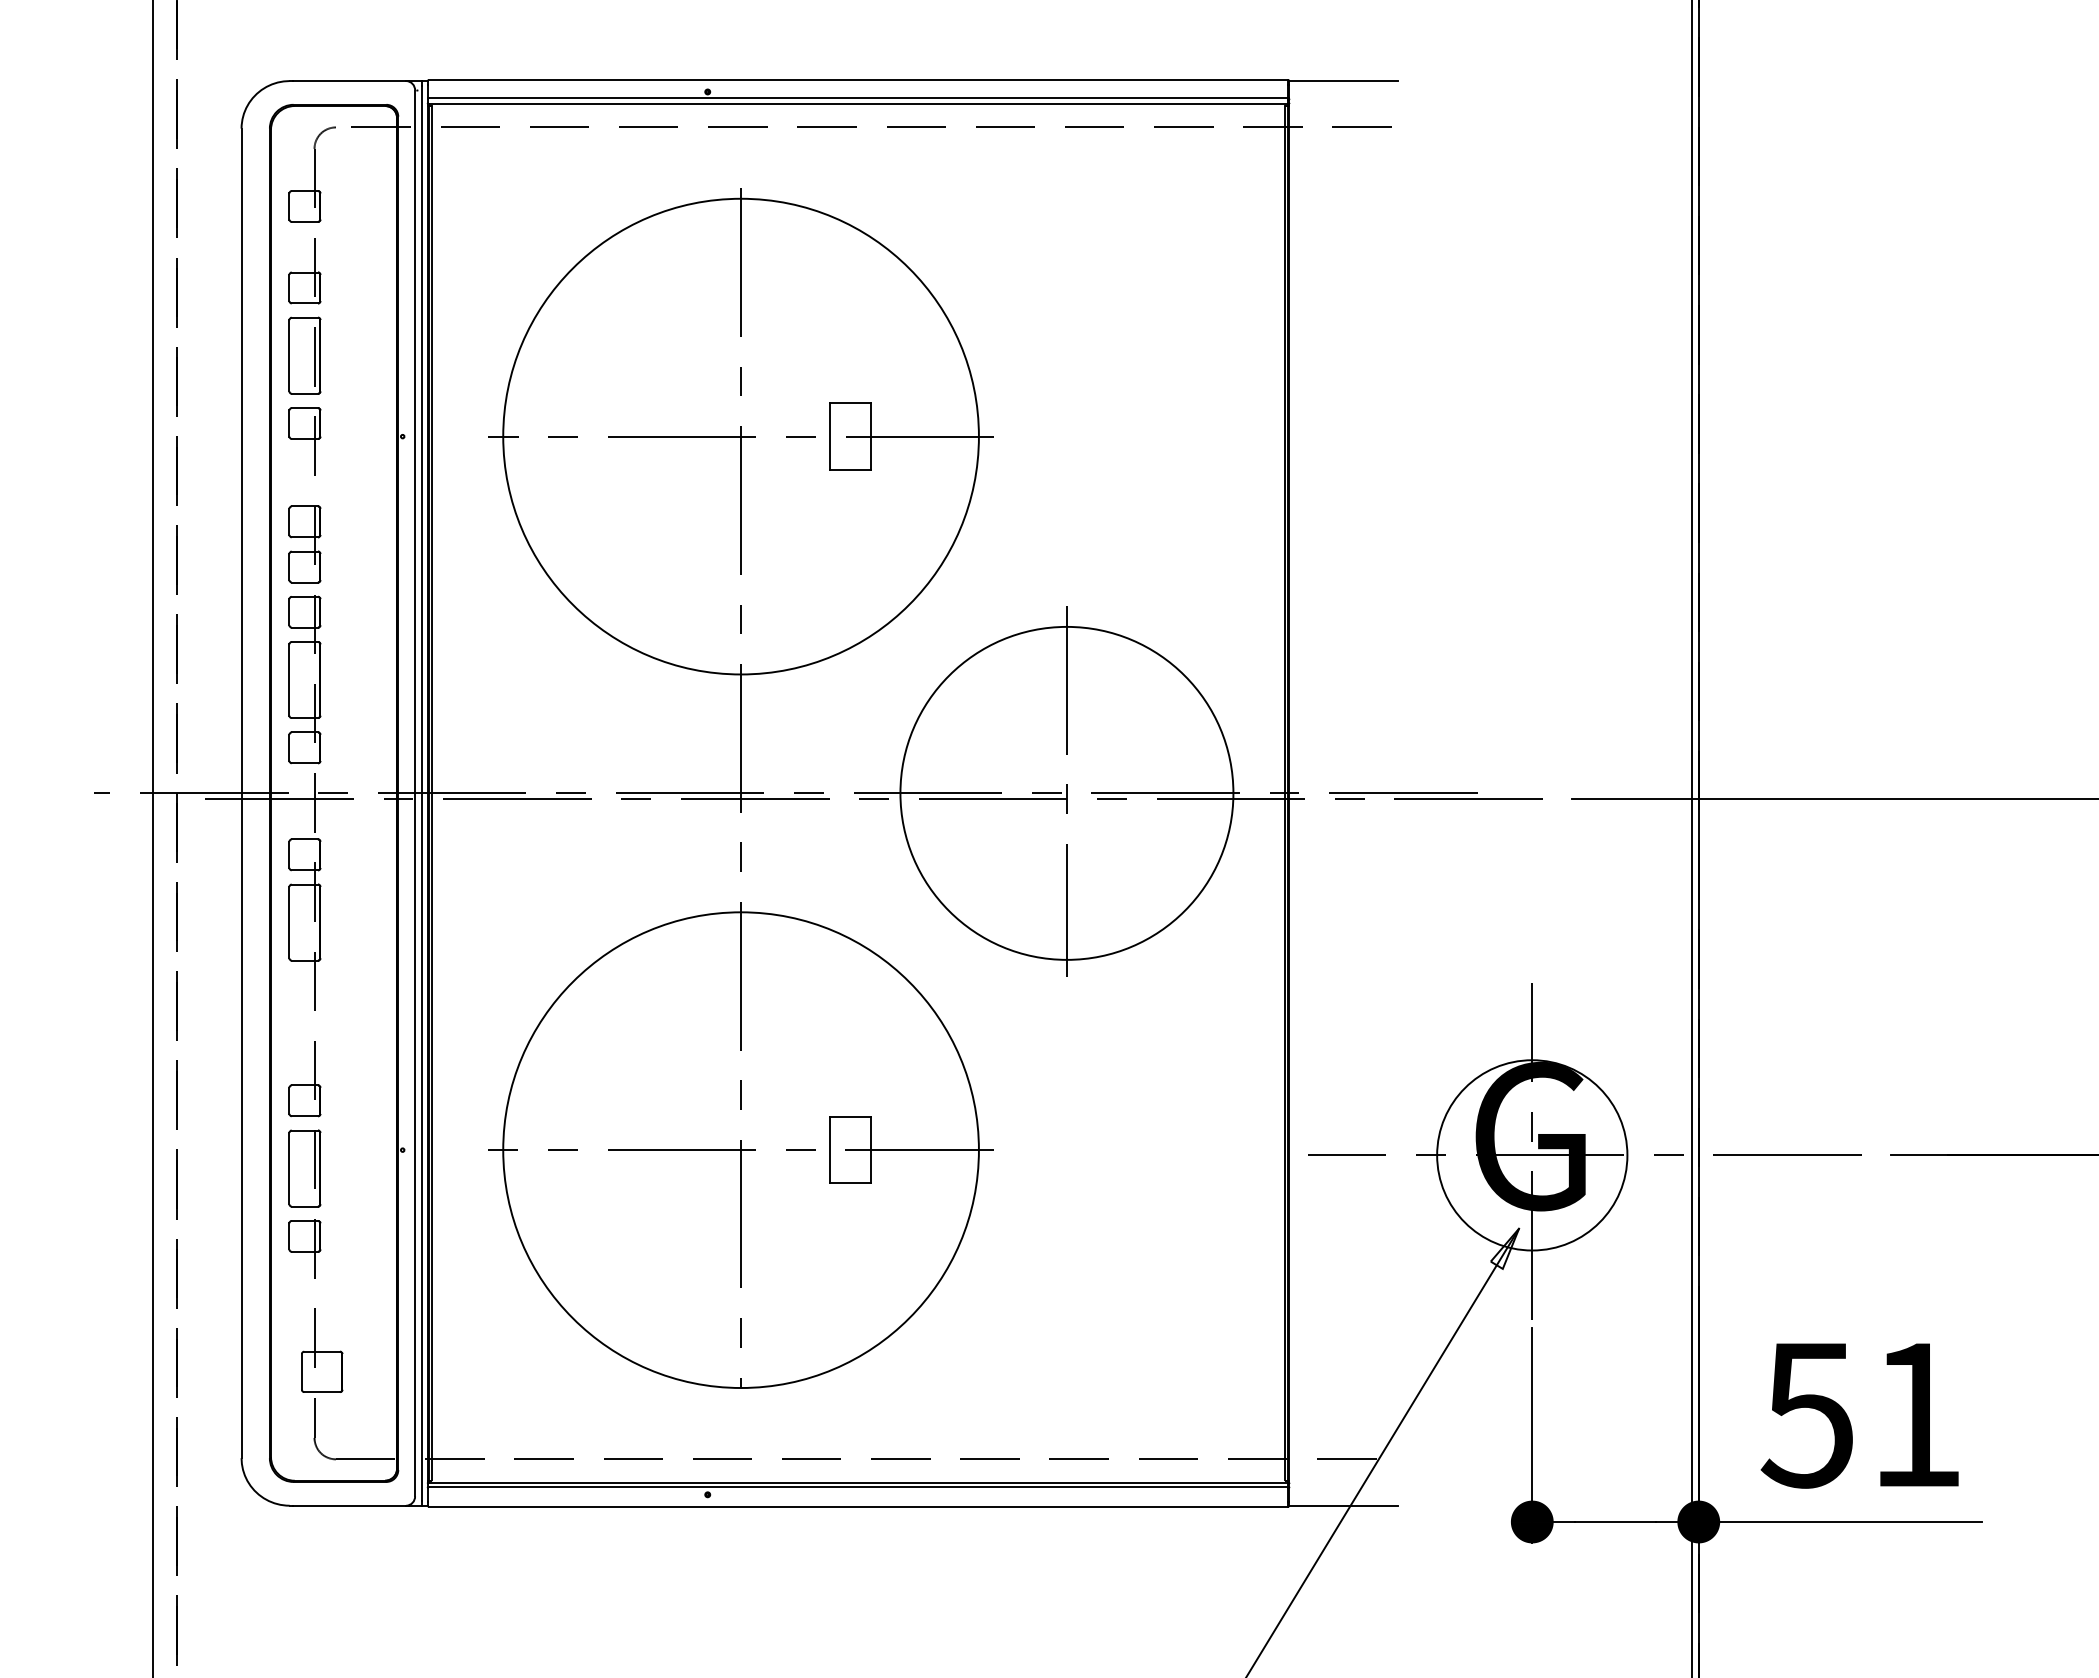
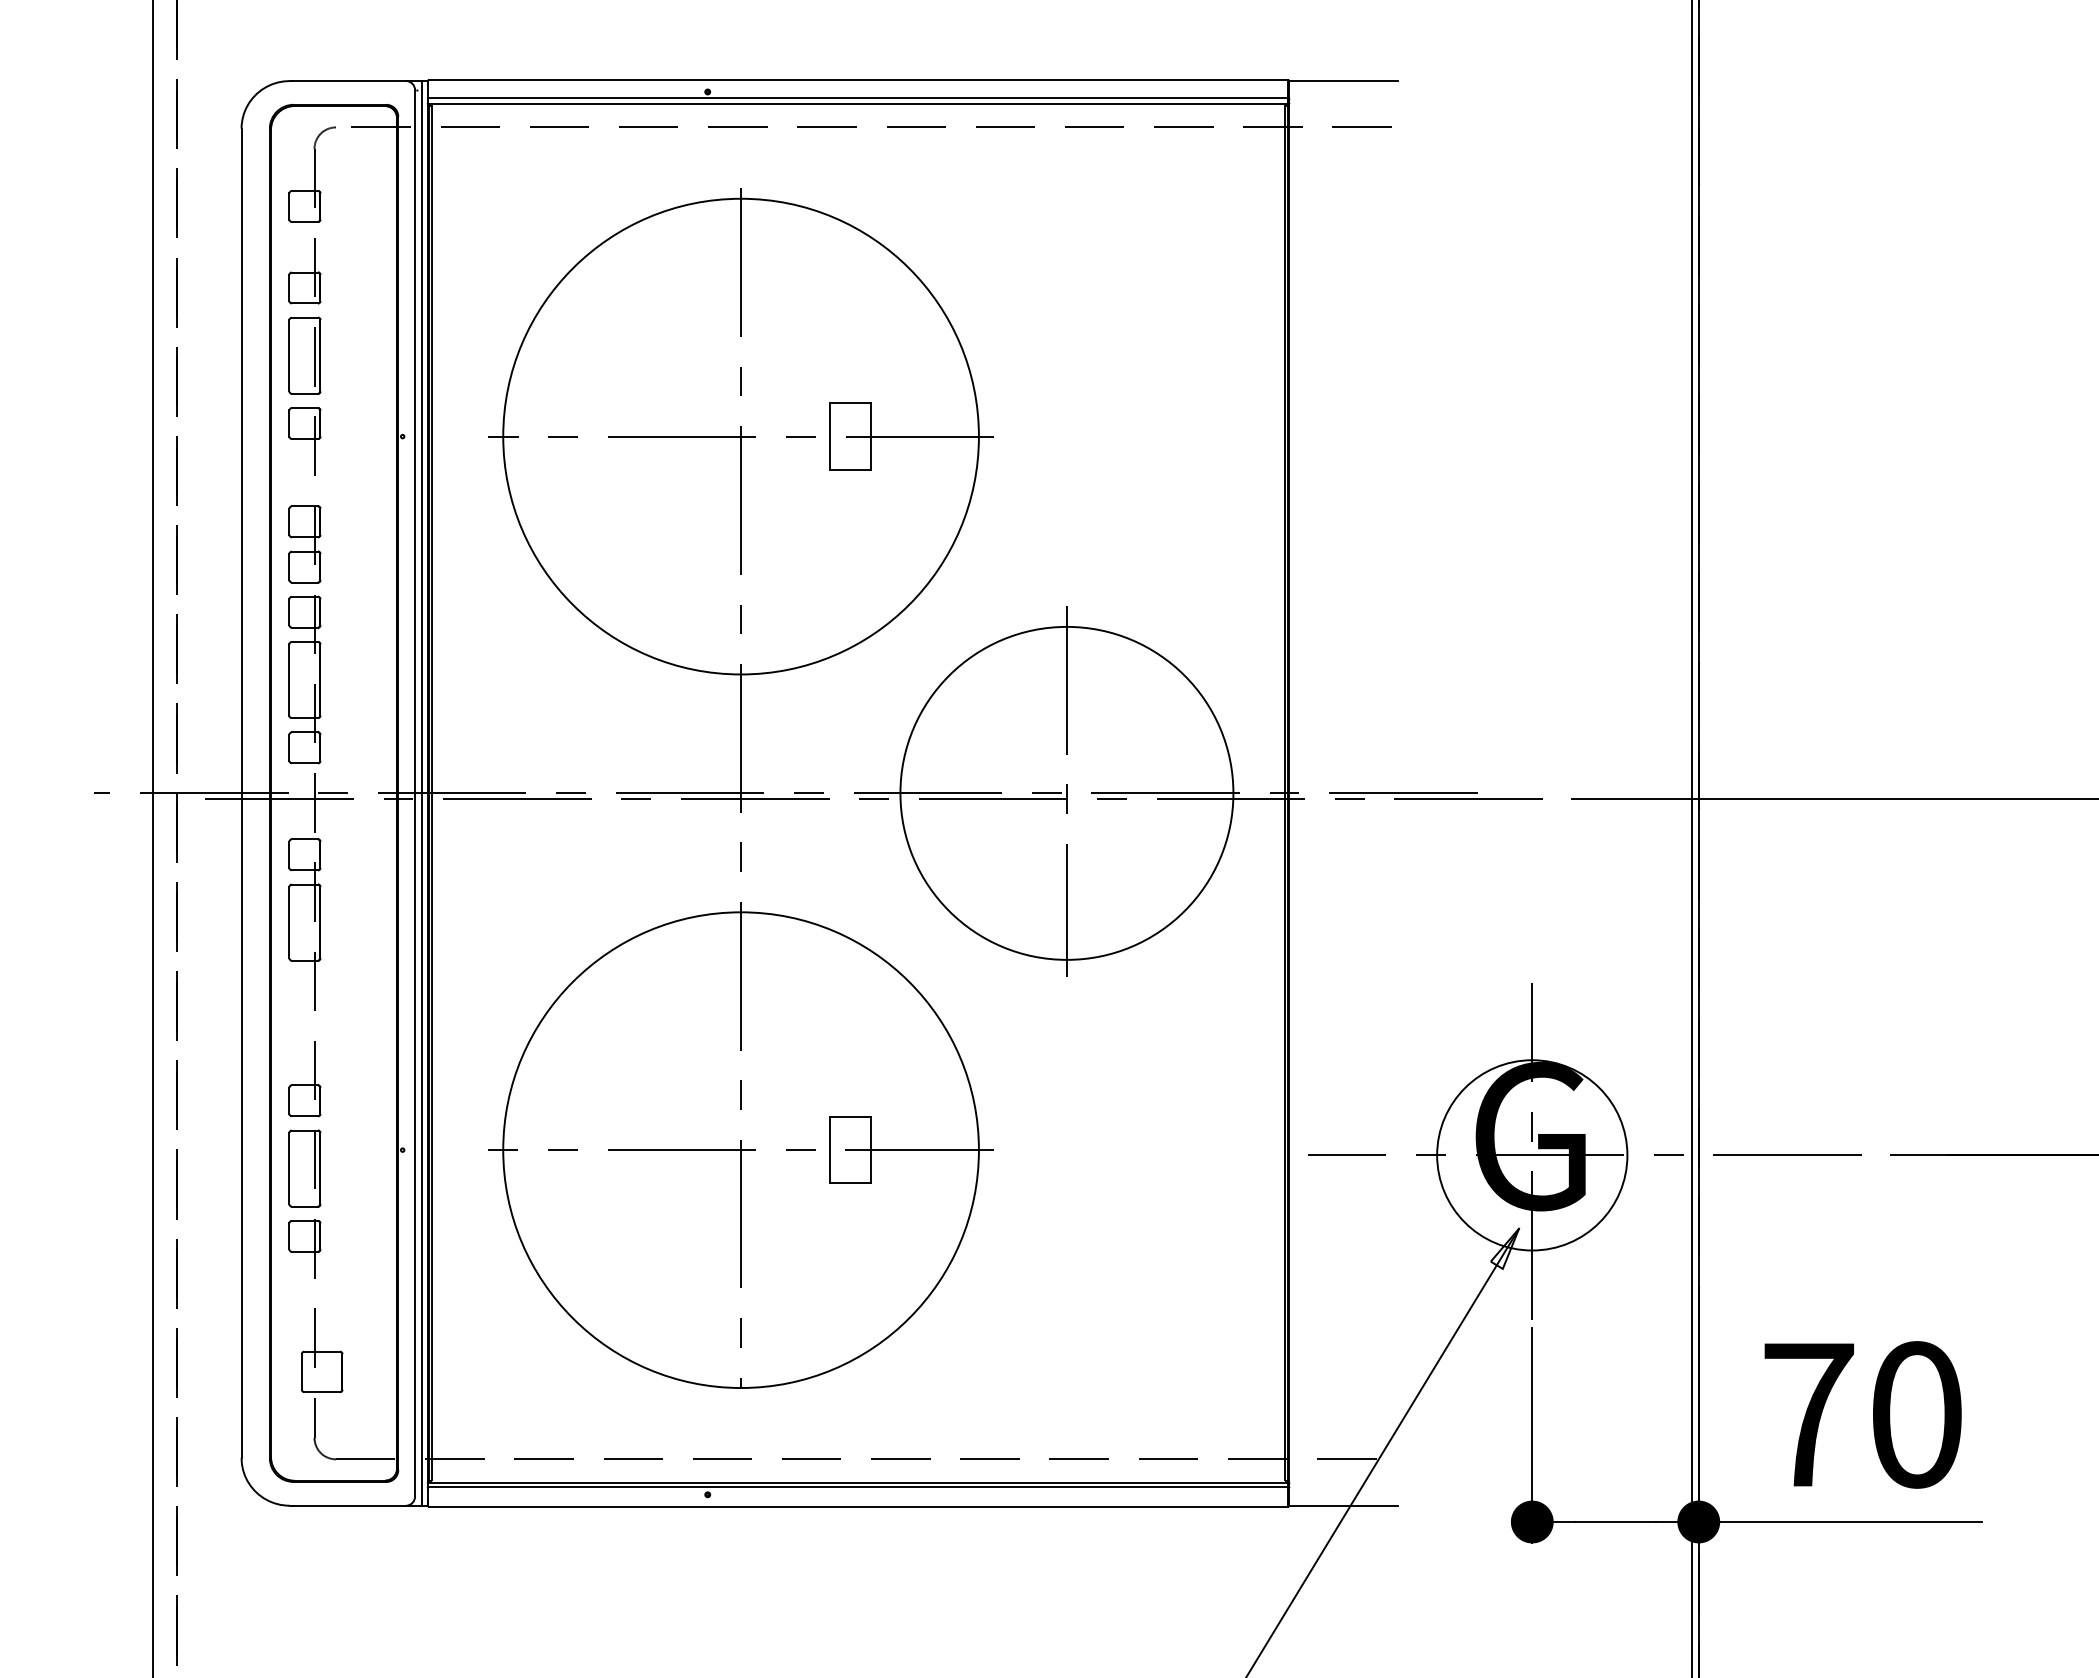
text: 51 -> 70 (1860, 1414)
